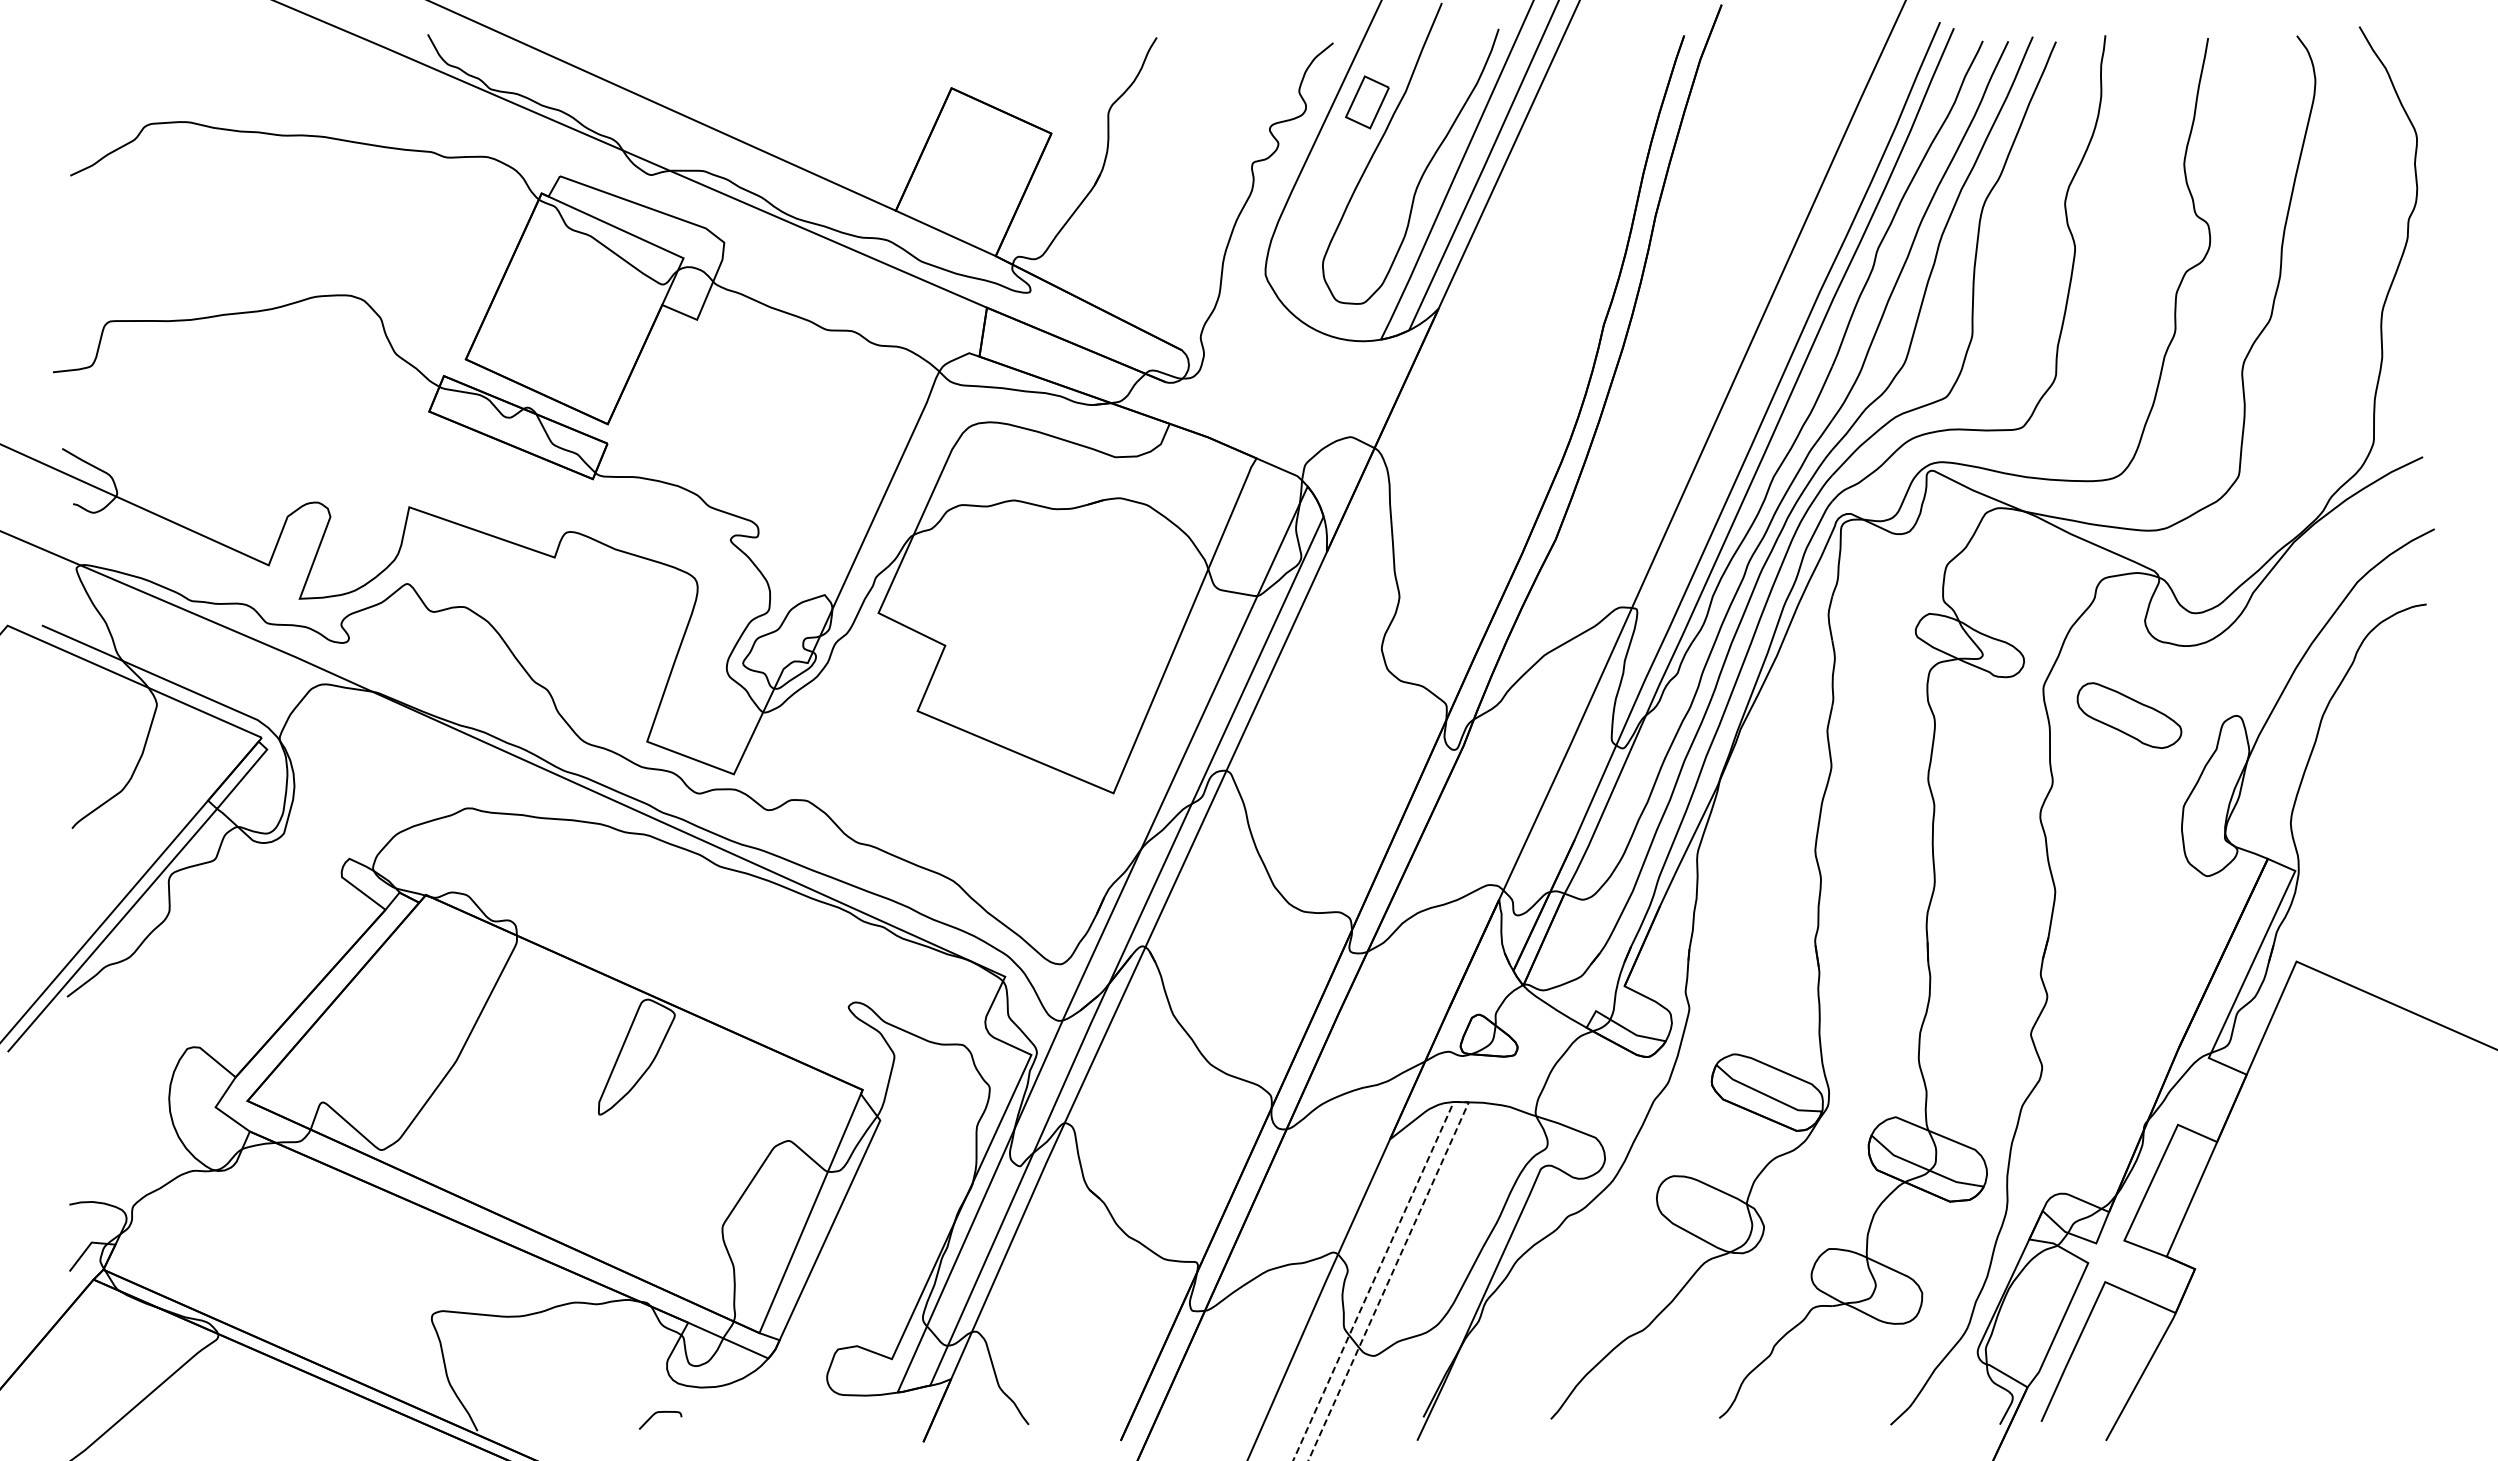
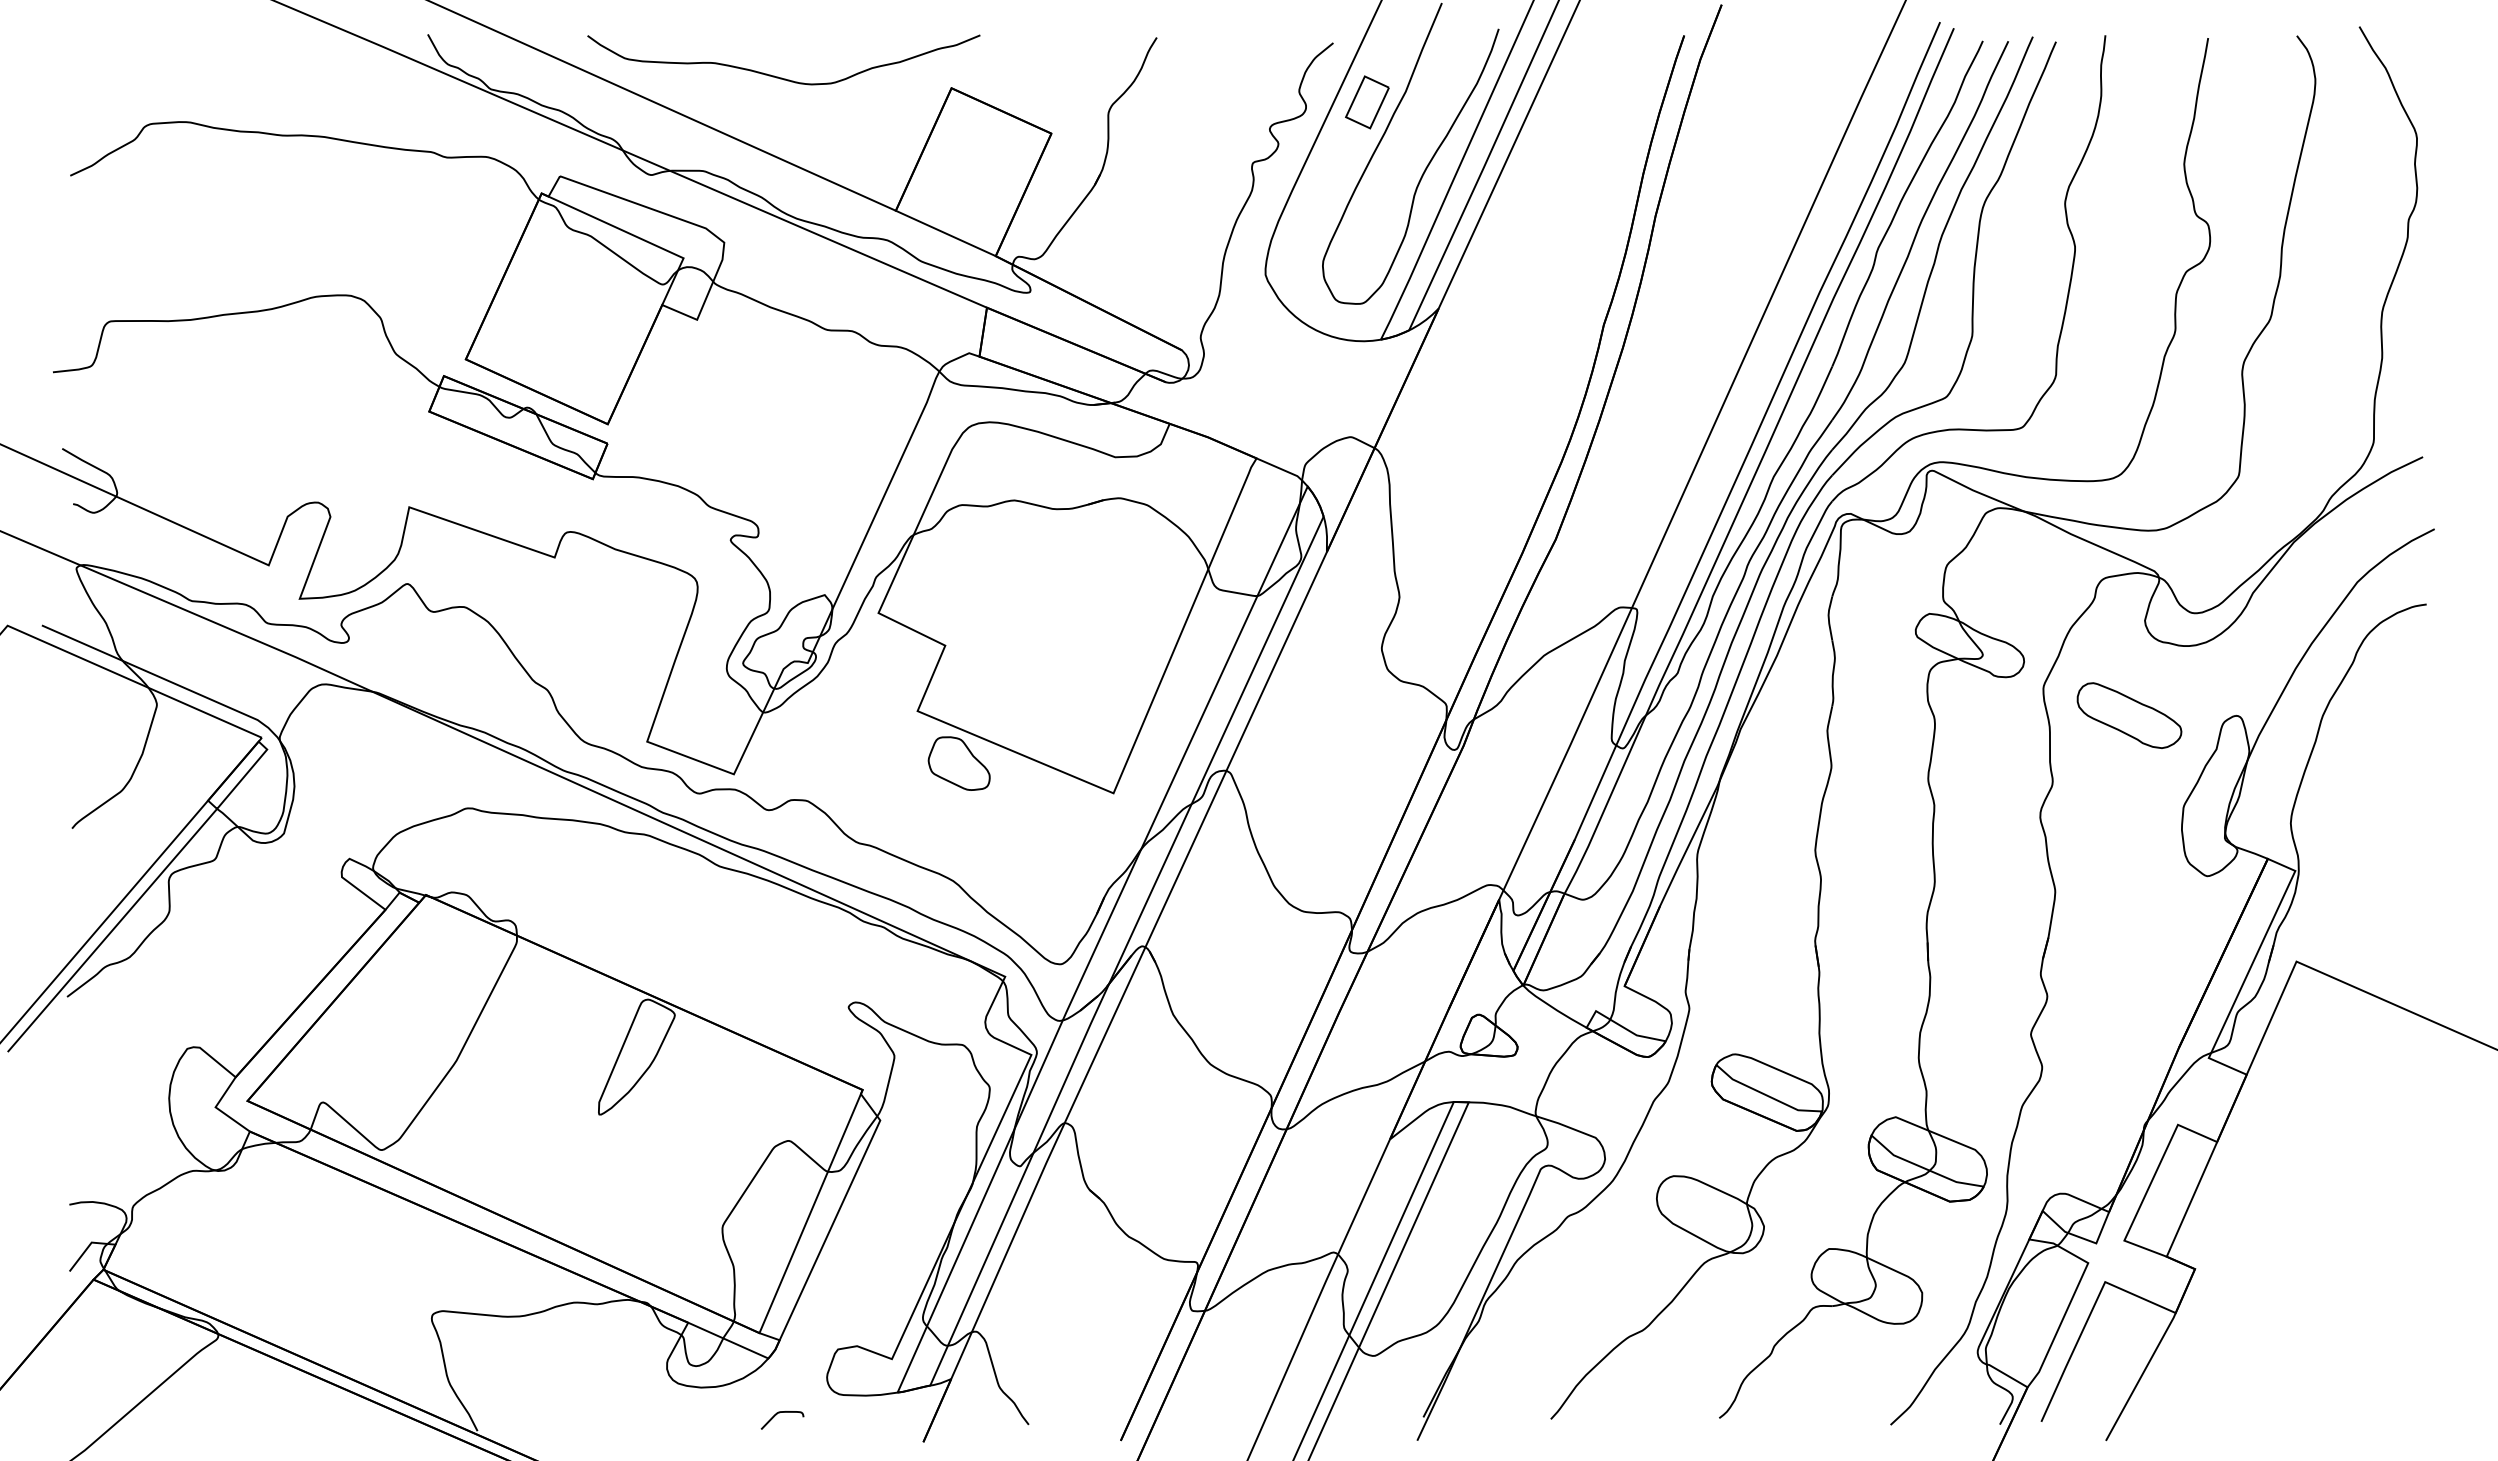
curve: none -> present (778, 76)
part: none -> present (958, 763)
line: dashed -> solid (1461, 1102)
curve position: (657, 1413) -> (779, 1413) (779, 1413)
